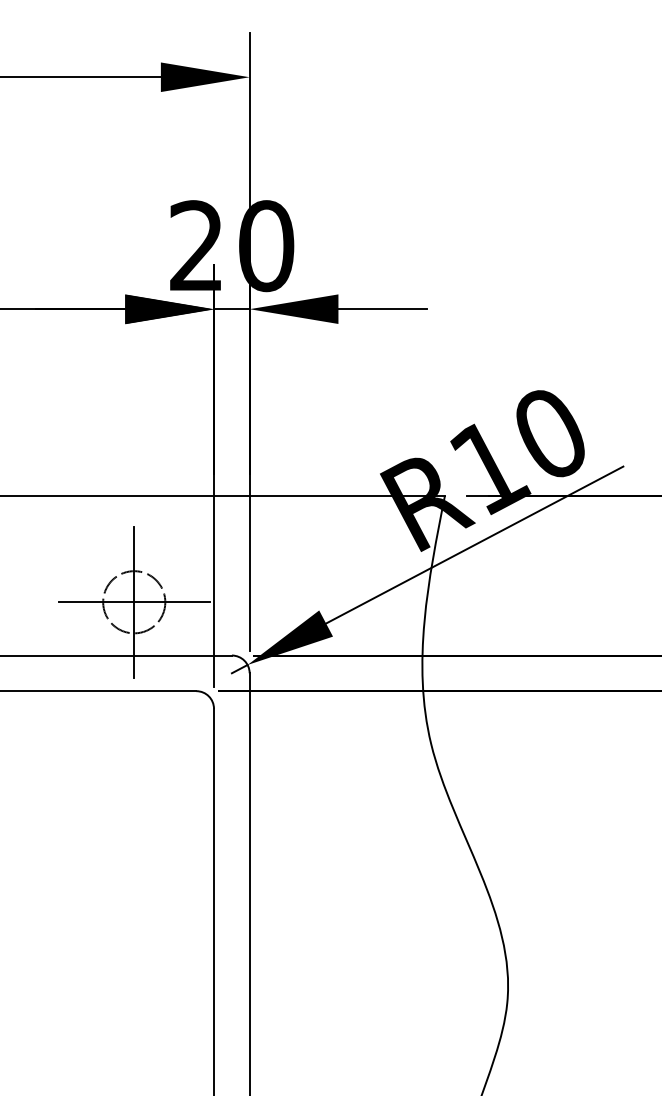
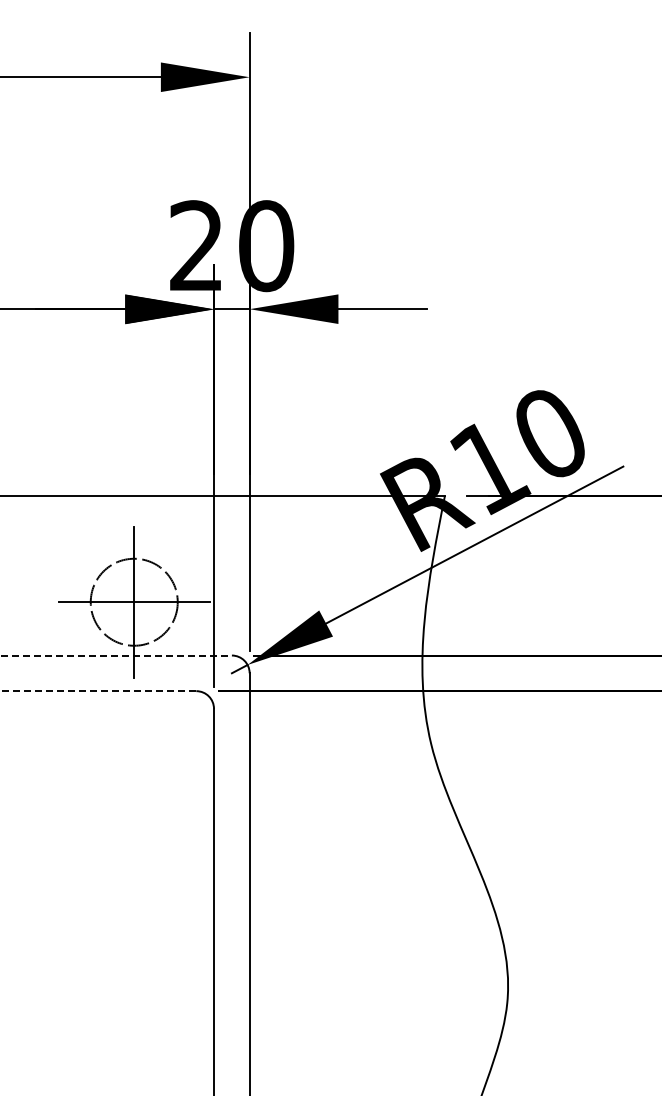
circle diameter: 62 px -> 87 px (133, 601)
line: solid -> dashed (116, 655)
line: solid -> dashed (98, 691)
